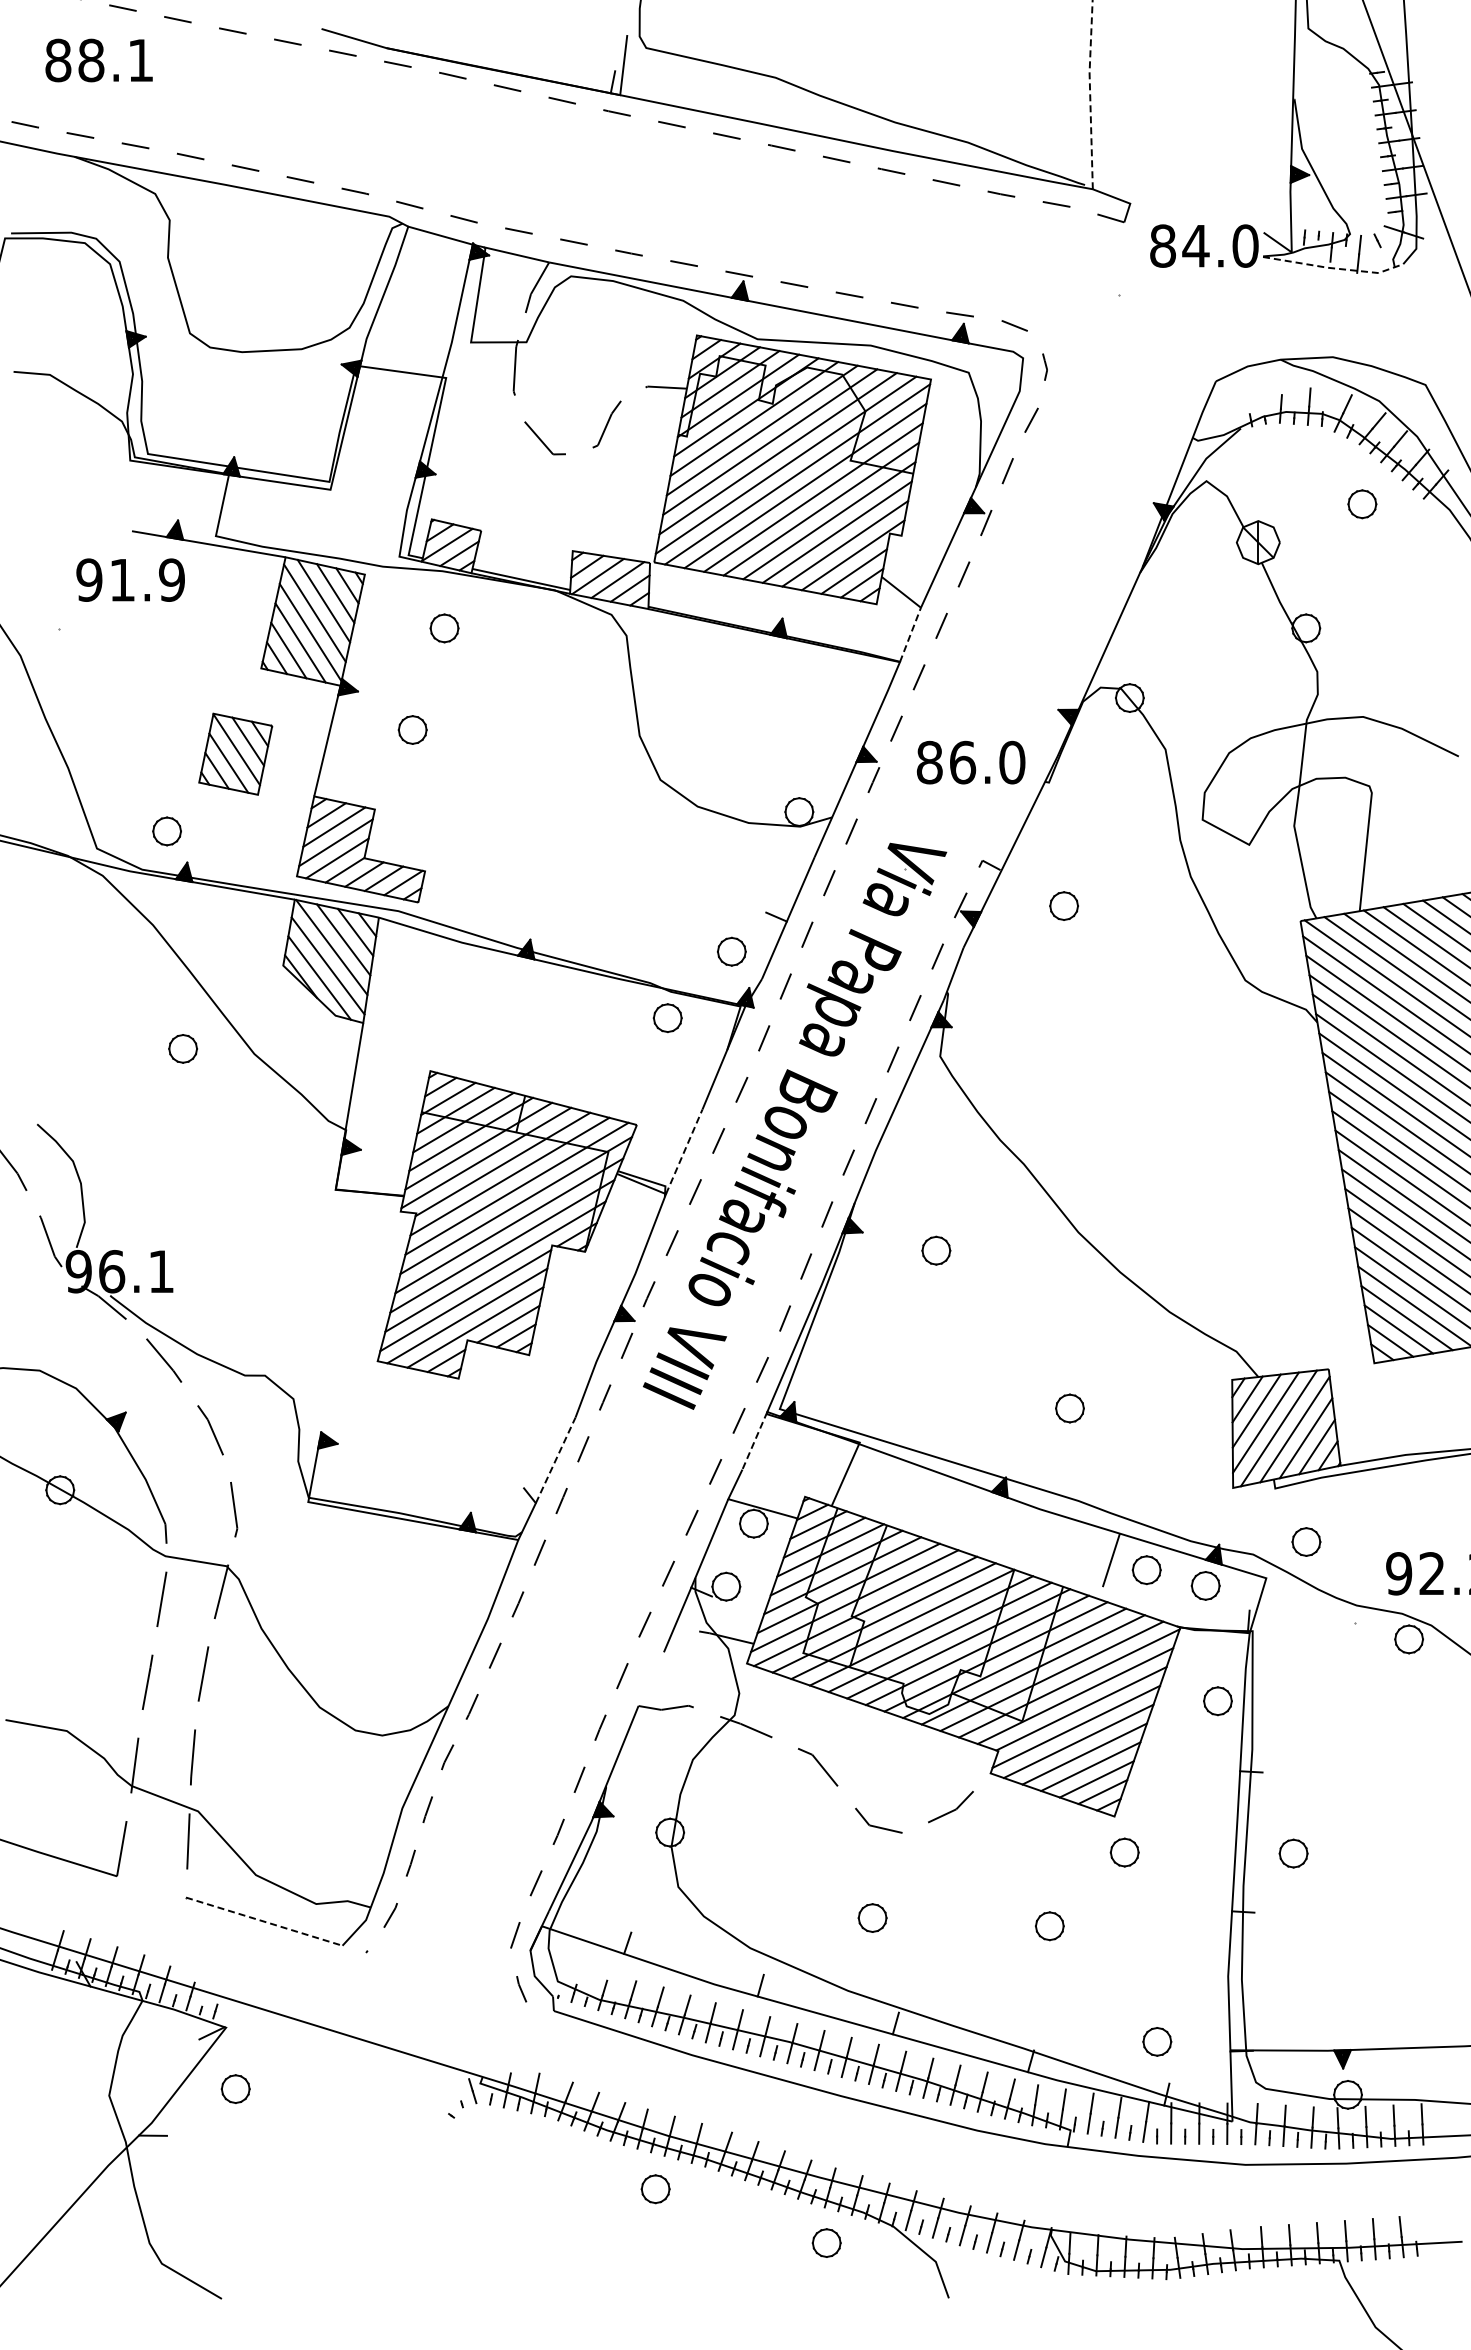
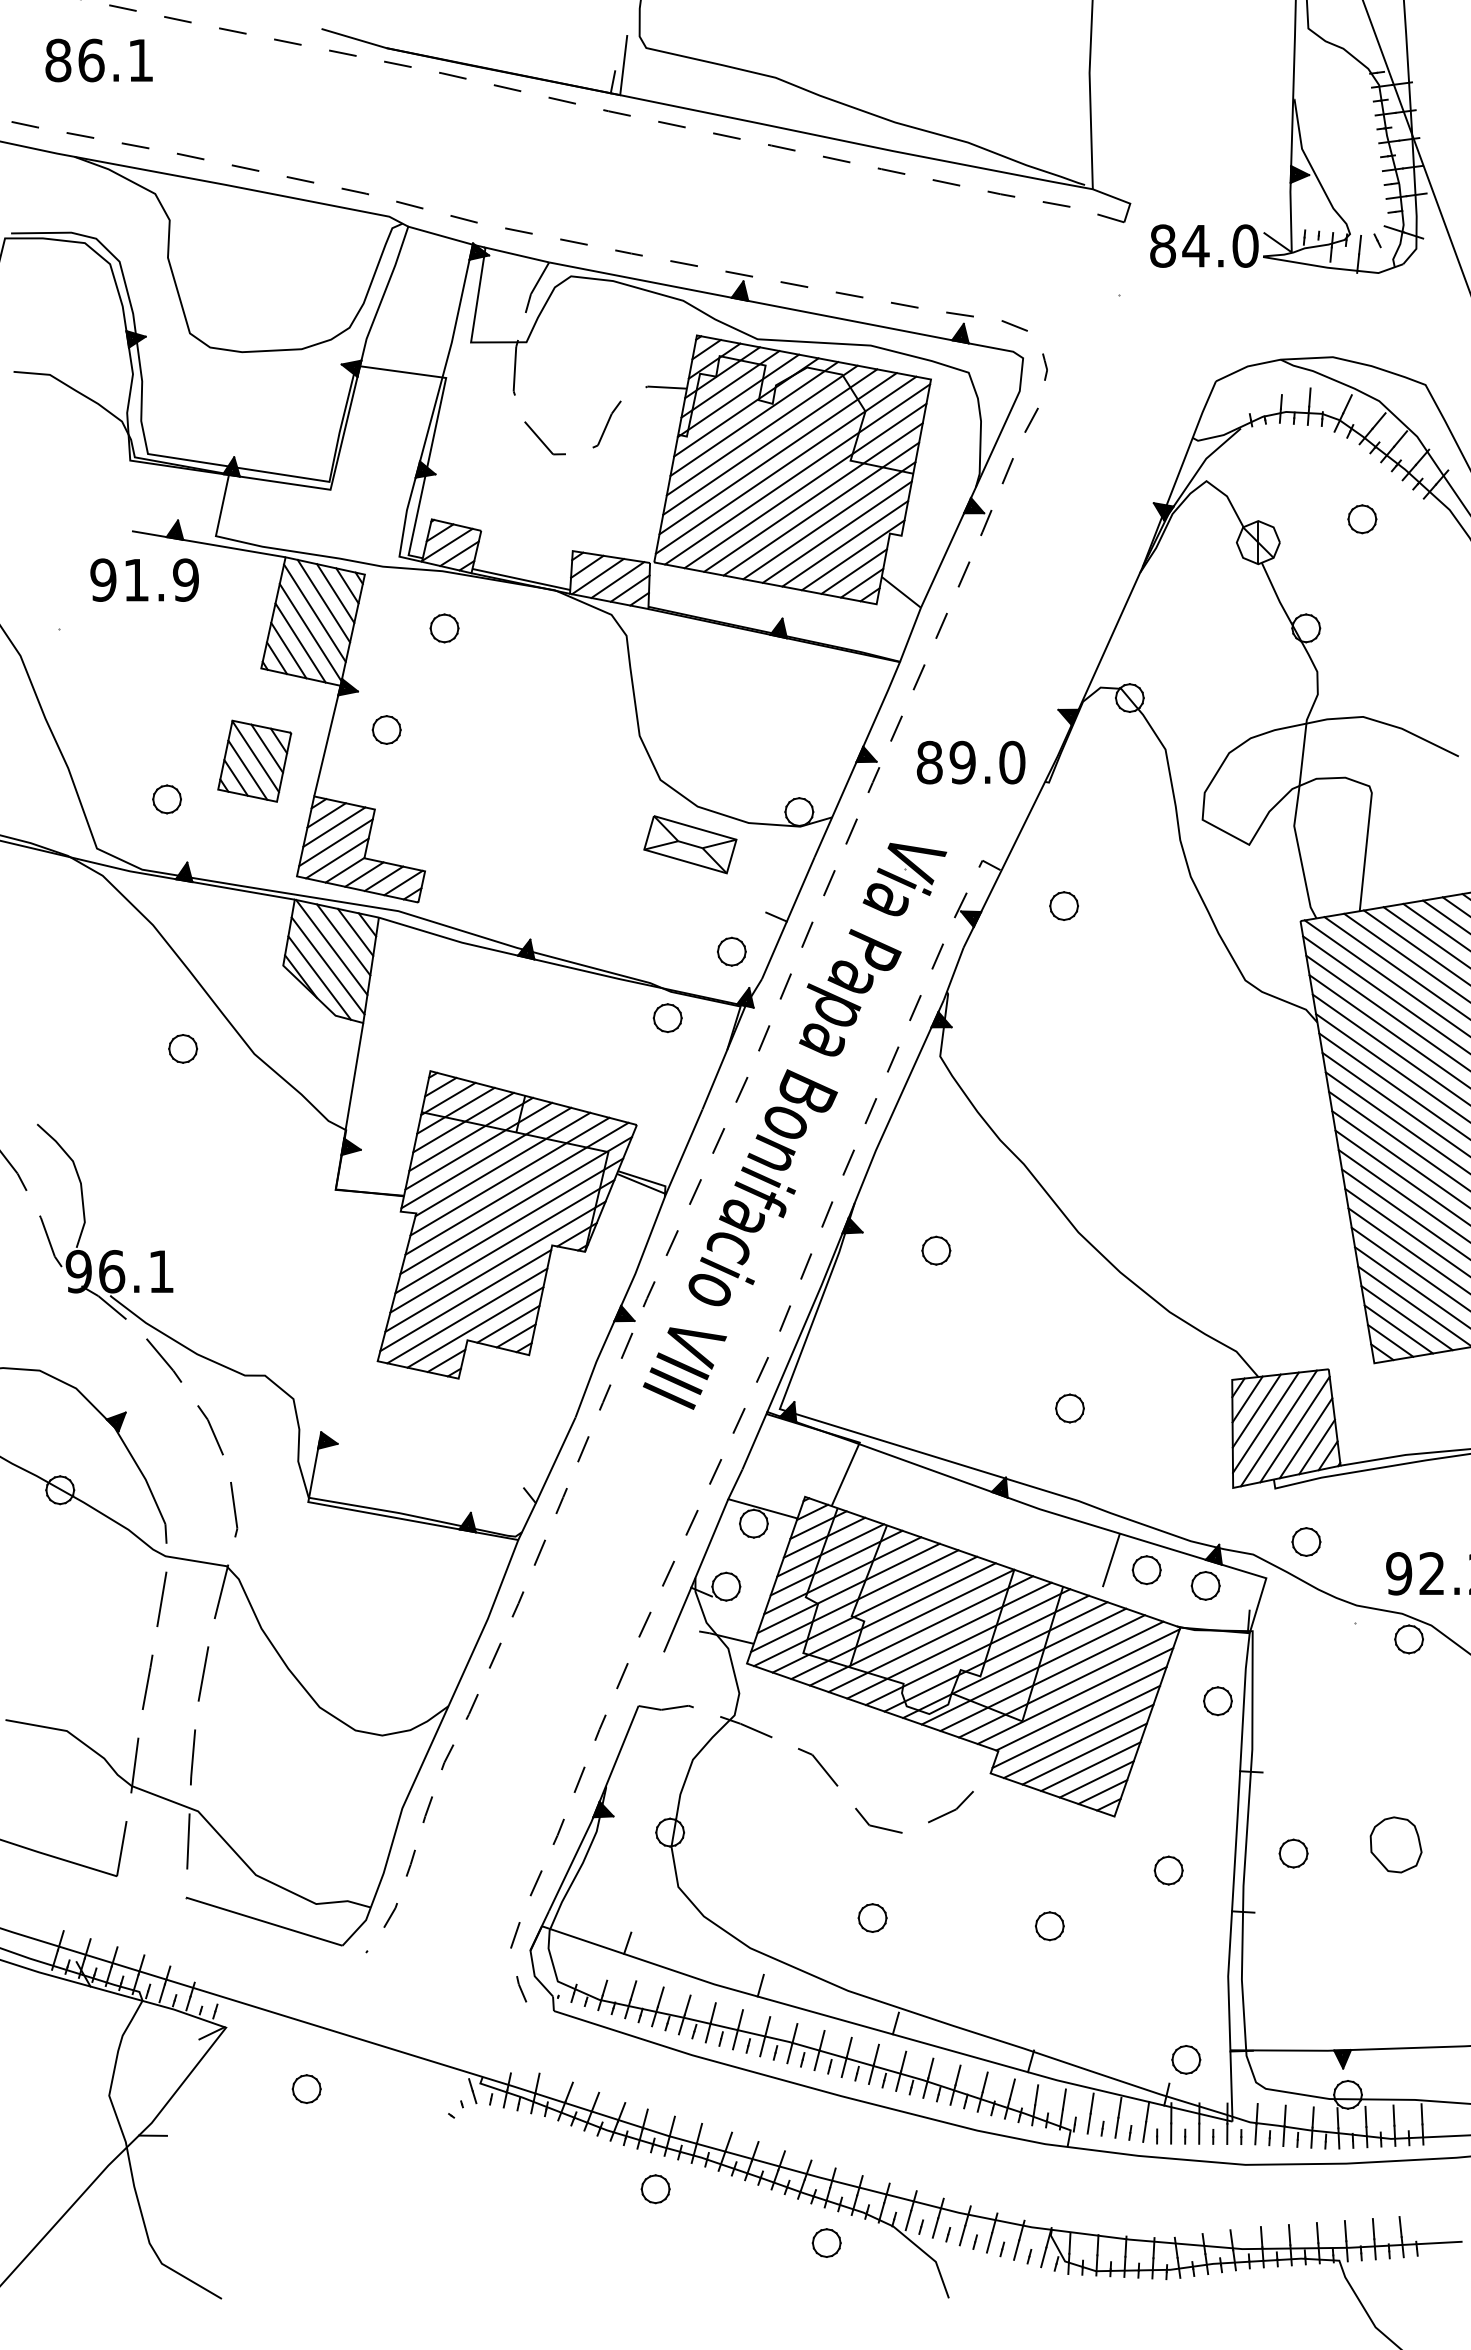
text: 88.1 -> 86.1 (91, 60)
line: dashed -> solid (1090, 93)
line: dashed -> solid (1334, 268)
part position: (1362, 504) -> (1362, 519) (1362, 519)
text position: (130, 579) -> (144, 579) (144, 579)
line: dashed -> solid (910, 634)
part position: (412, 729) -> (386, 729) (386, 729)
part position: (235, 753) -> (254, 760) (254, 760)
text: 86.0 -> 89.0 (962, 762)
part position: (166, 831) -> (166, 799) (166, 799)
part: none -> present (690, 844)
line: dashed -> solid (684, 1151)
line: dashed -> solid (754, 1441)
line: dashed -> solid (555, 1459)
part: none -> present (1395, 1844)
part position: (1124, 1852) -> (1168, 1870) (1168, 1870)
line: dashed -> solid (264, 1921)
part position: (1157, 2041) -> (1186, 2059) (1186, 2059)
part position: (235, 2088) -> (306, 2088) (306, 2088)
